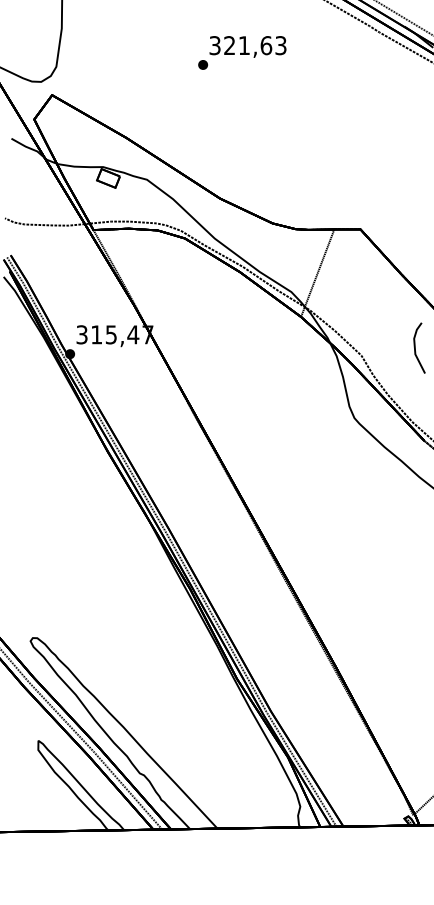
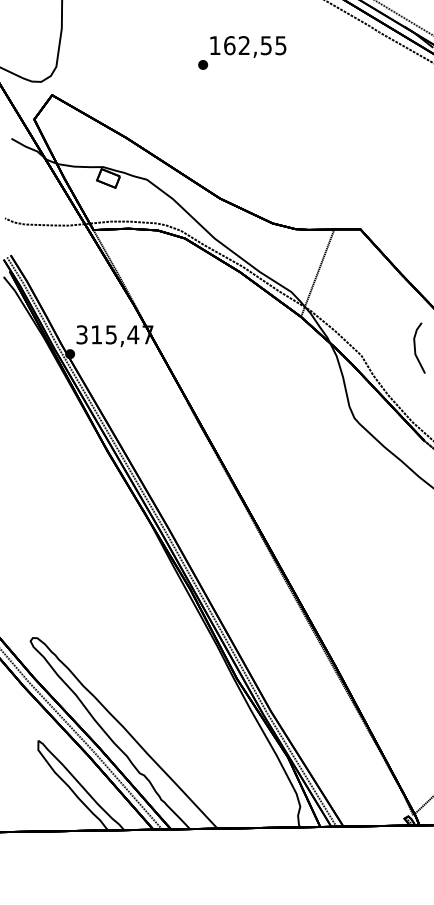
text: 321,63 -> 162,55 (247, 45)
